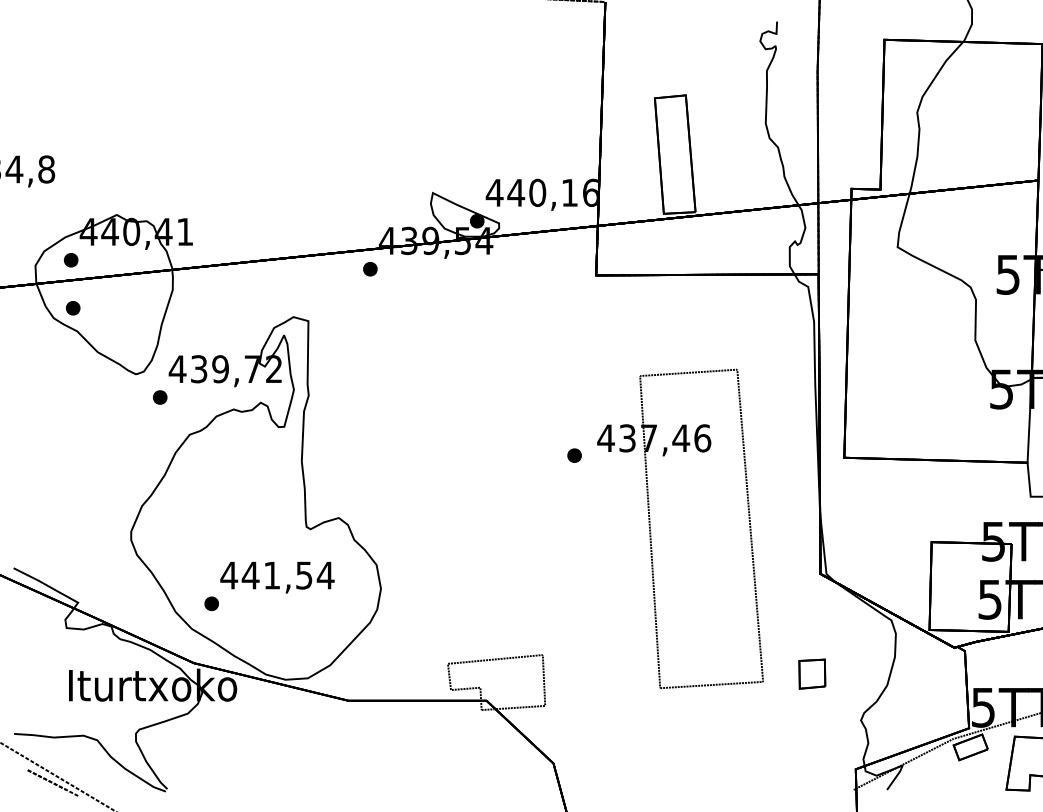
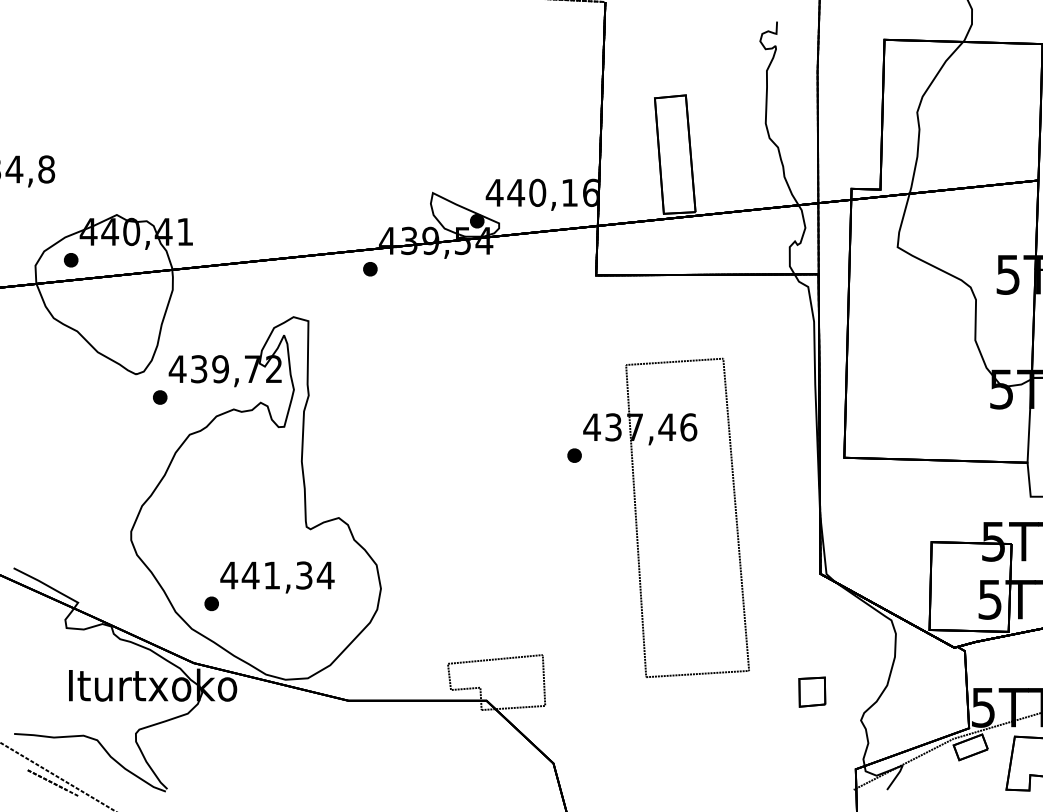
part: present -> none (73, 308)
part position: (651, 533) -> (637, 522) (637, 522)
text: 441,54 -> 441,34 (304, 574)
part position: (812, 673) -> (812, 691) (812, 691)
